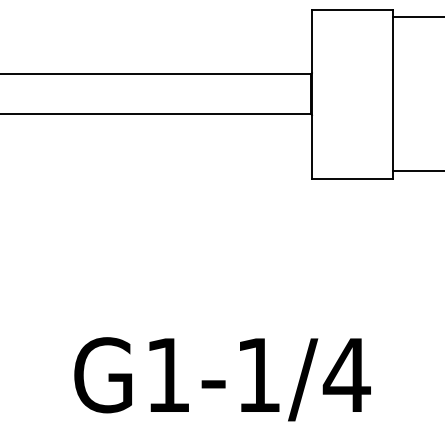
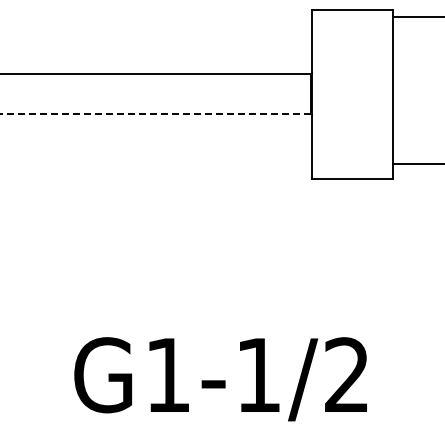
line: solid -> dashed (155, 114)
line position: (417, 171) -> (417, 164) (417, 164)
text: G1-1/4 -> G1-1/2 (346, 374)
